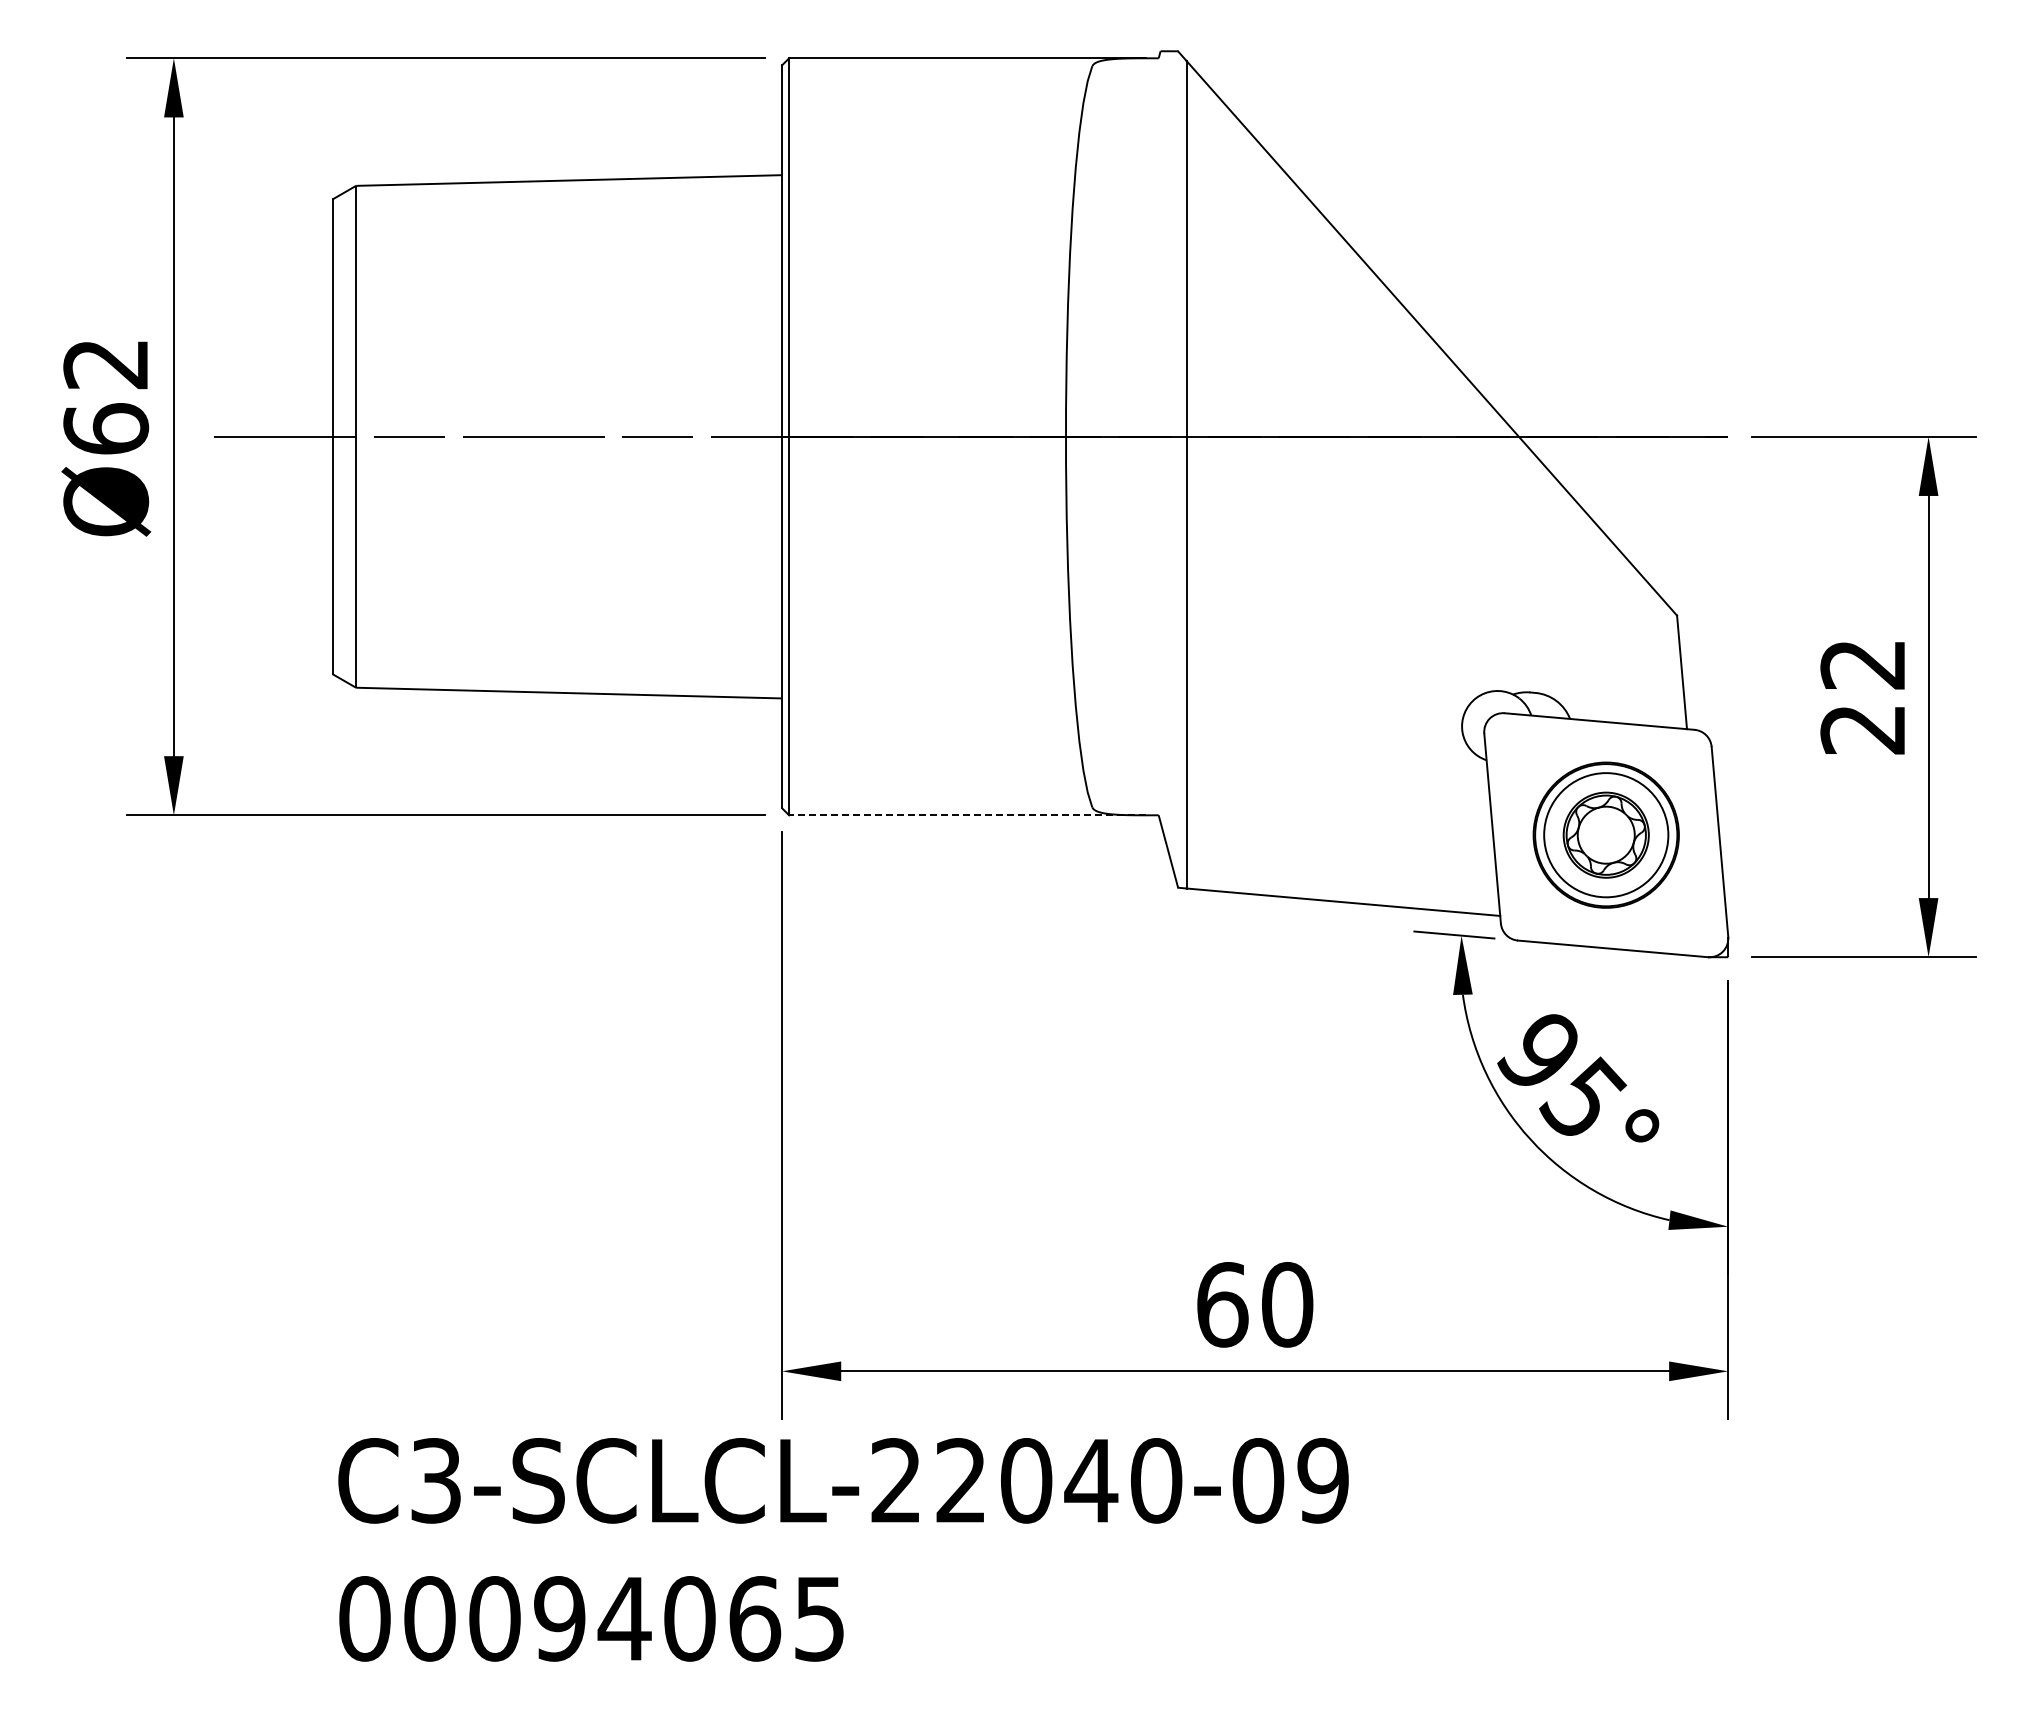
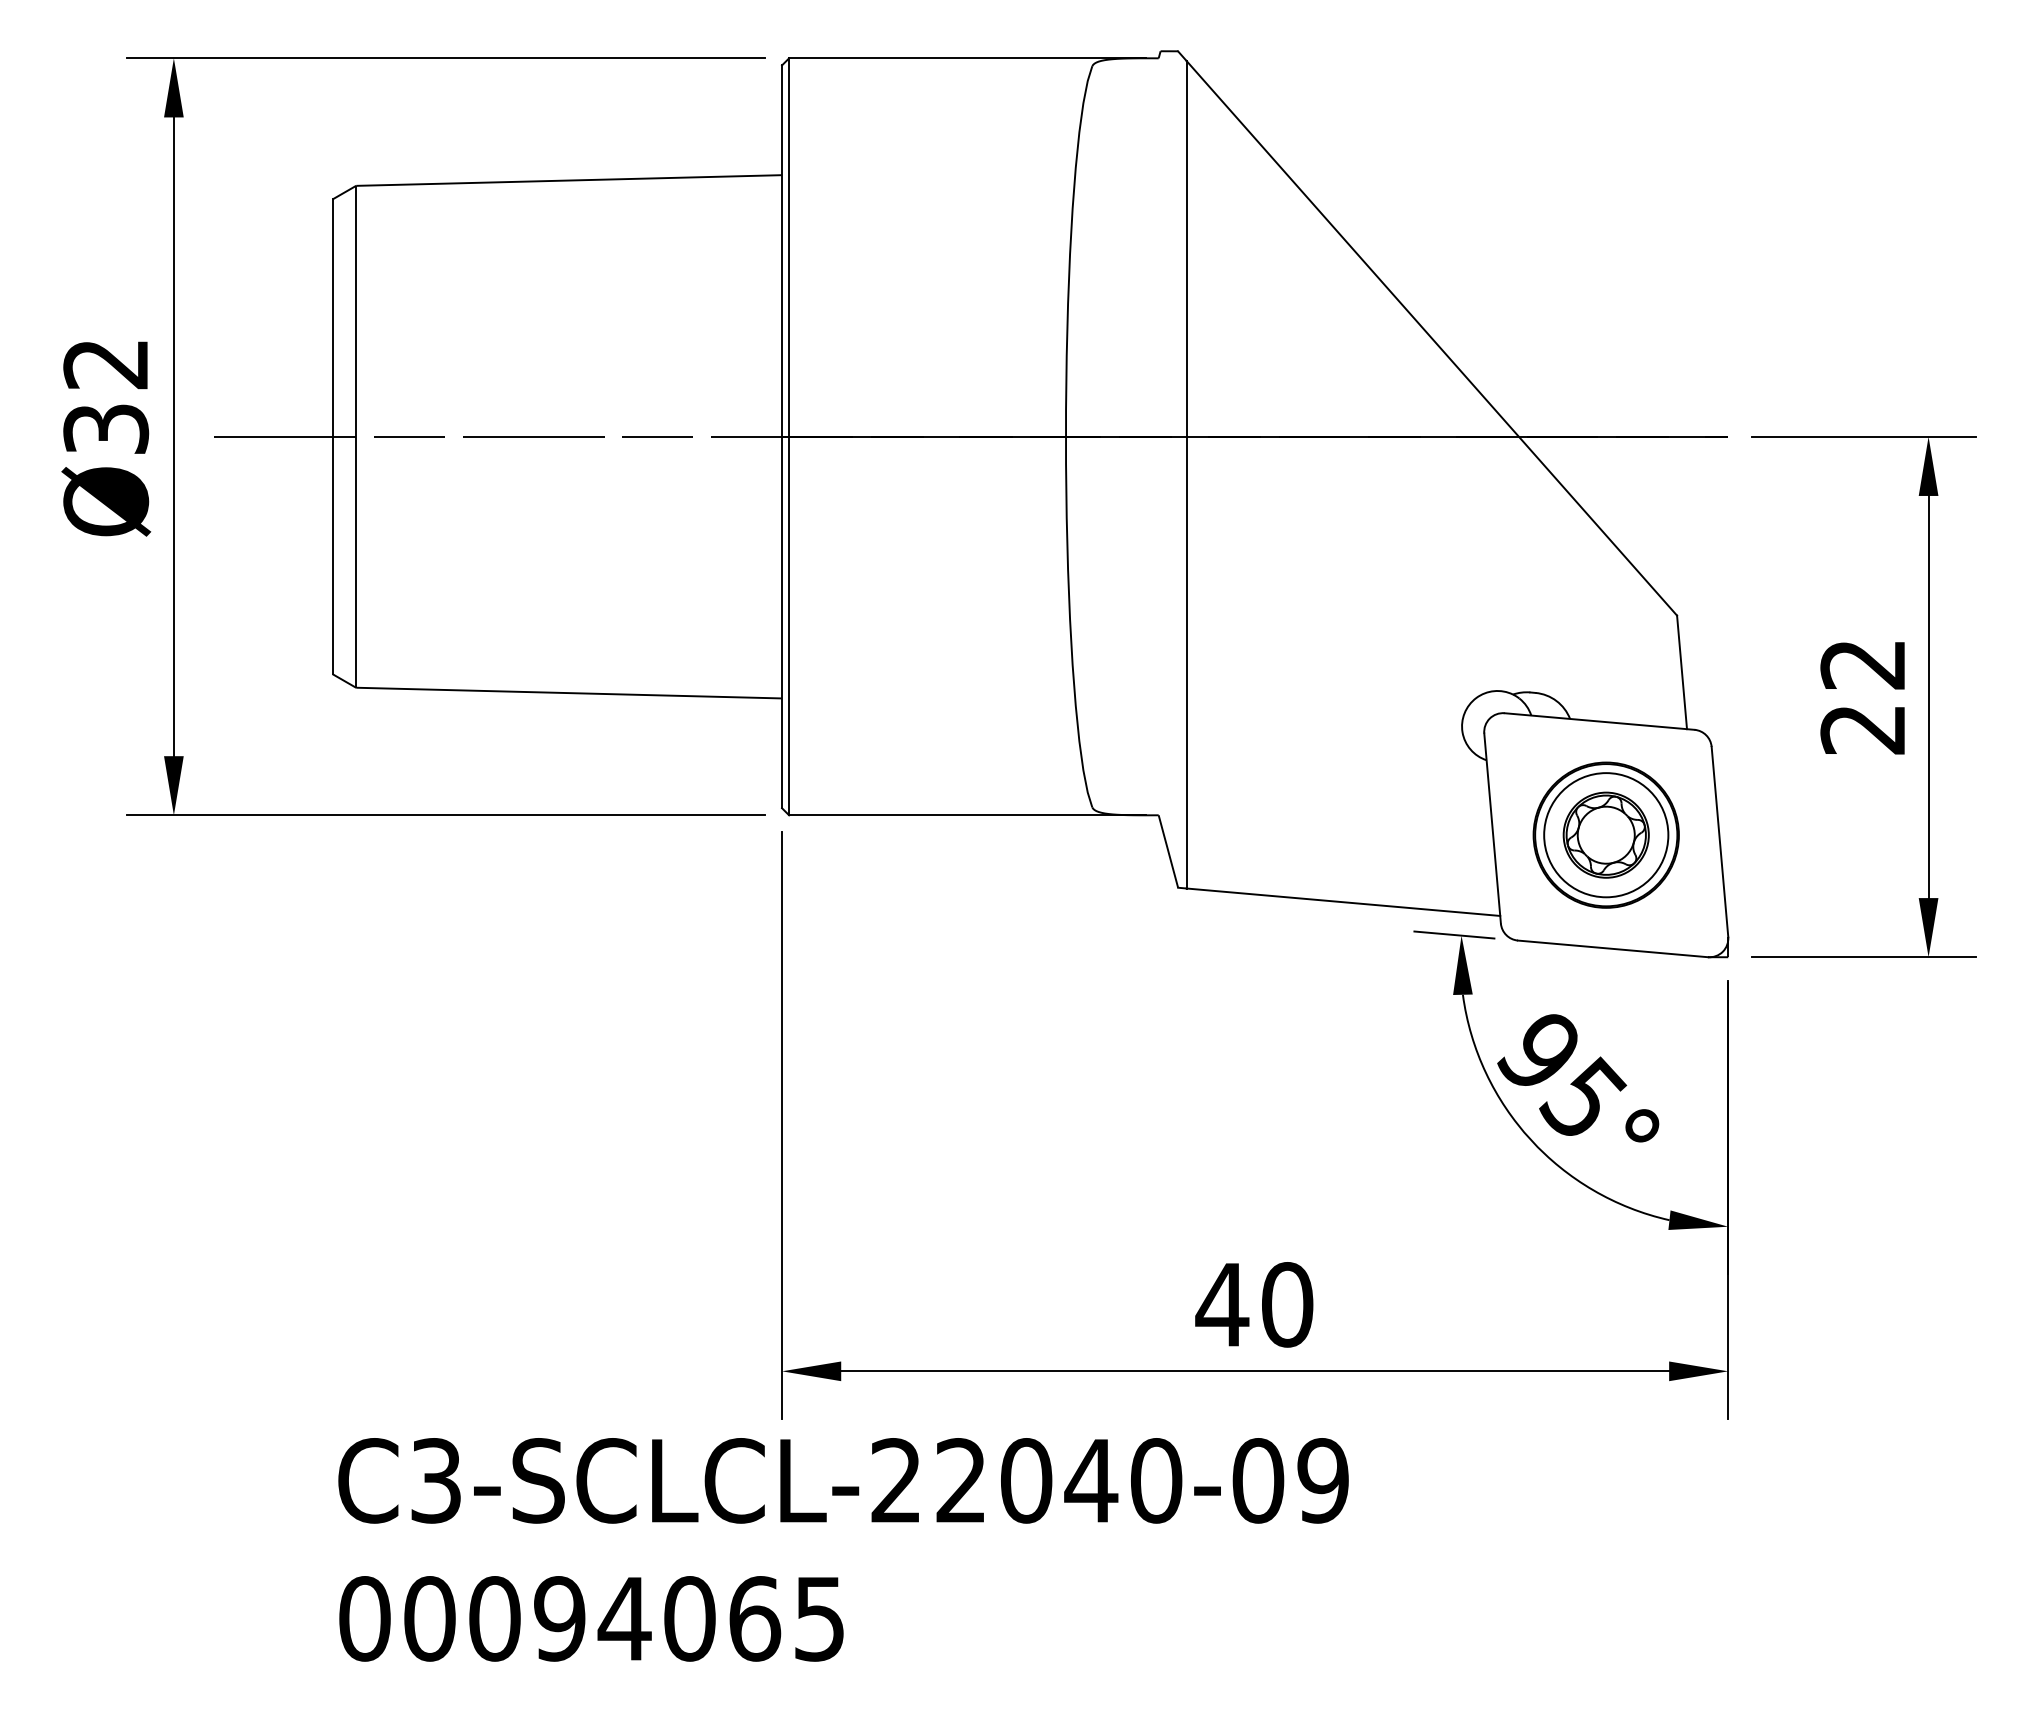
text: Ø62 -> Ø32 (106, 428)
line: dashed -> solid (966, 815)
text: 60 -> 40 (1222, 1304)
